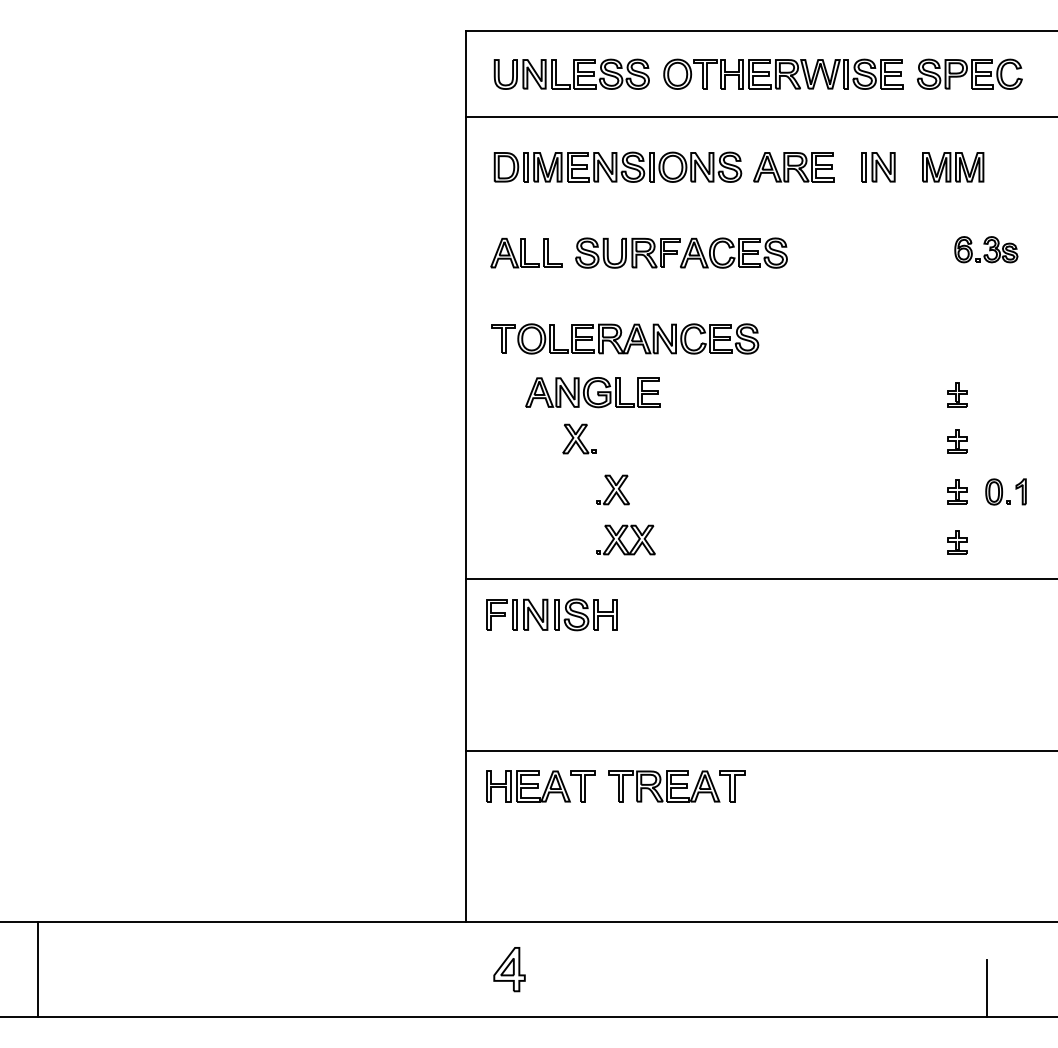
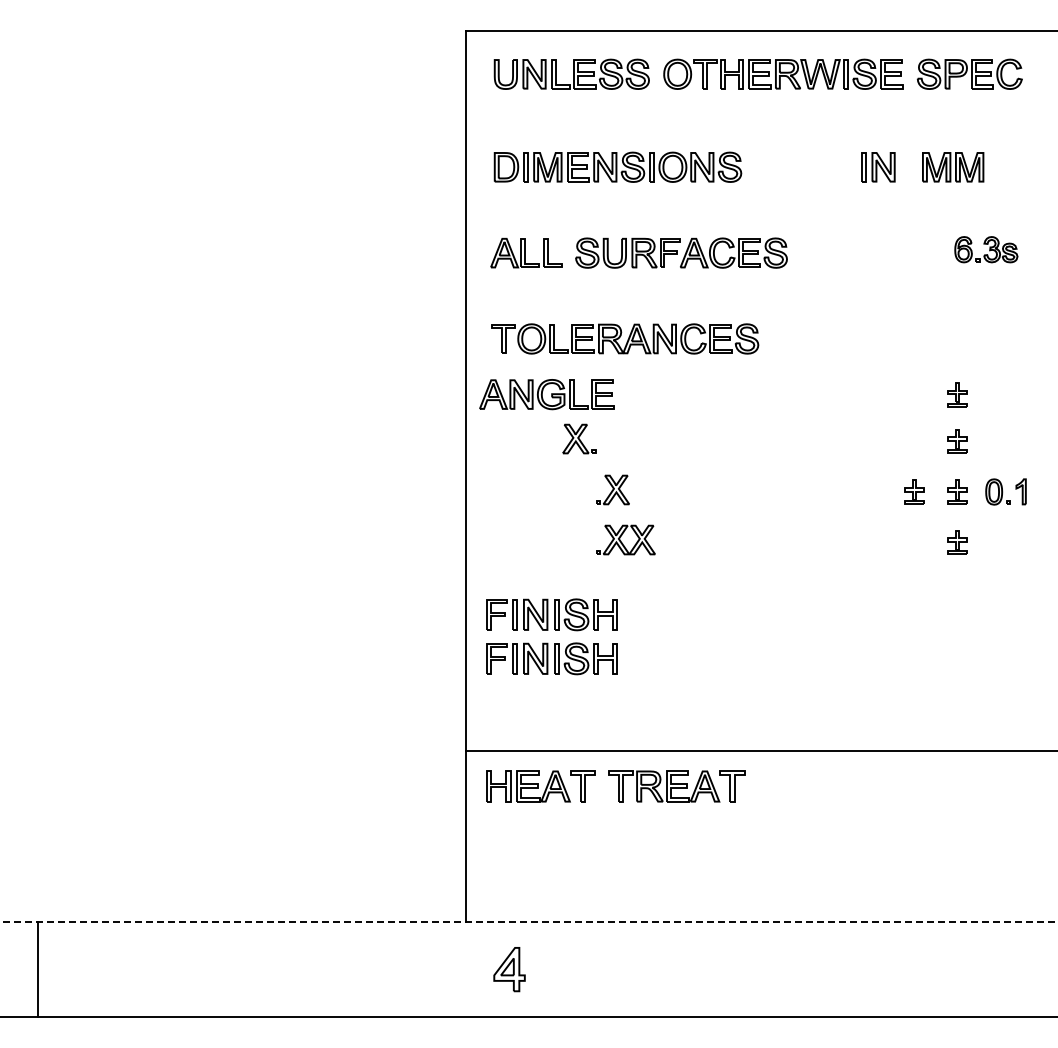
line: present -> none (759, 116)
part: present -> none (793, 167)
part position: (592, 392) -> (546, 394) (546, 394)
part: none -> present (914, 491)
line: present -> none (759, 579)
part: none -> present (551, 658)
line: solid -> dashed (530, 921)
line: present -> none (986, 987)
